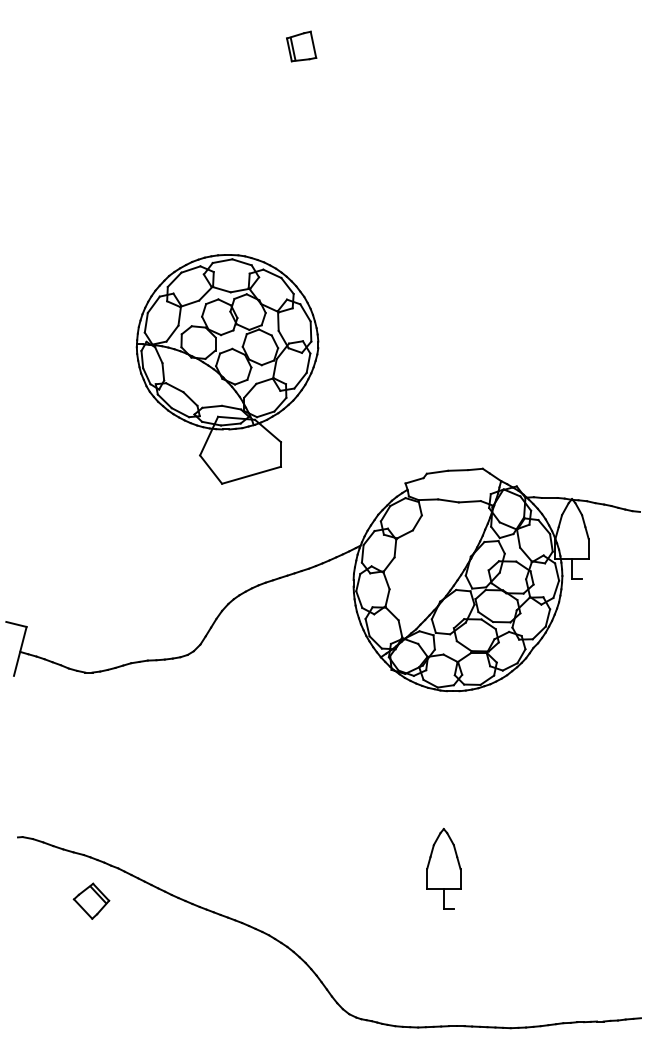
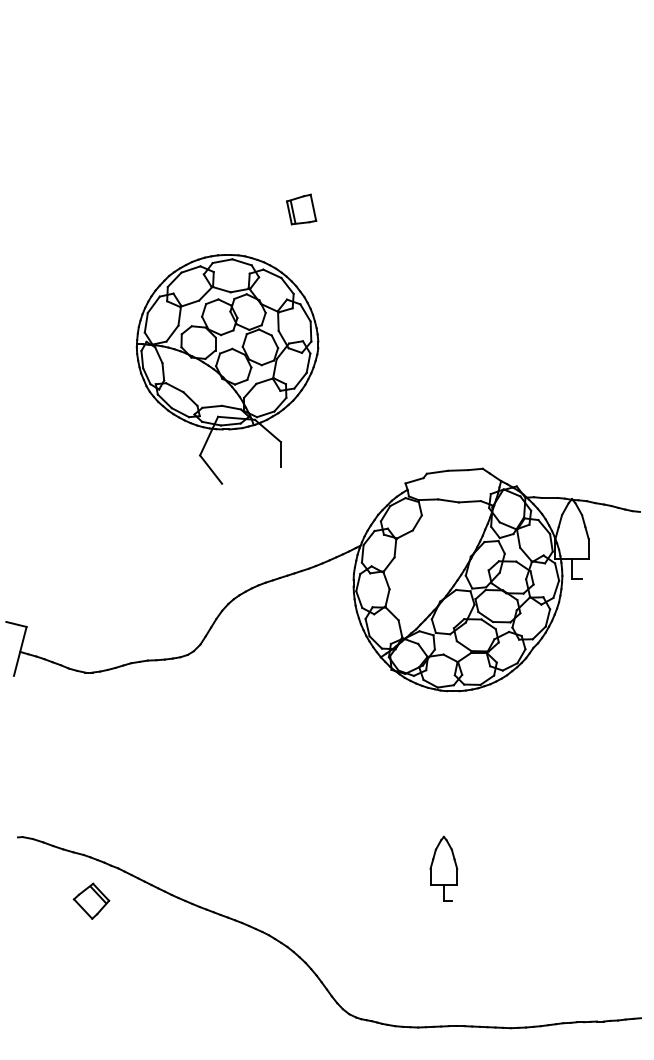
part position: (301, 46) -> (301, 209) (301, 209)
line: present -> none (251, 474)
part size: 36x83 px -> 30x67 px (443, 868)
